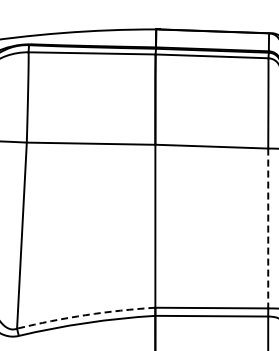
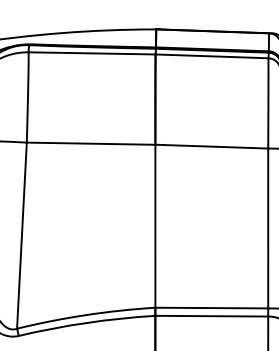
line: dashed -> solid (268, 228)
arc: dashed -> solid (85, 315)
